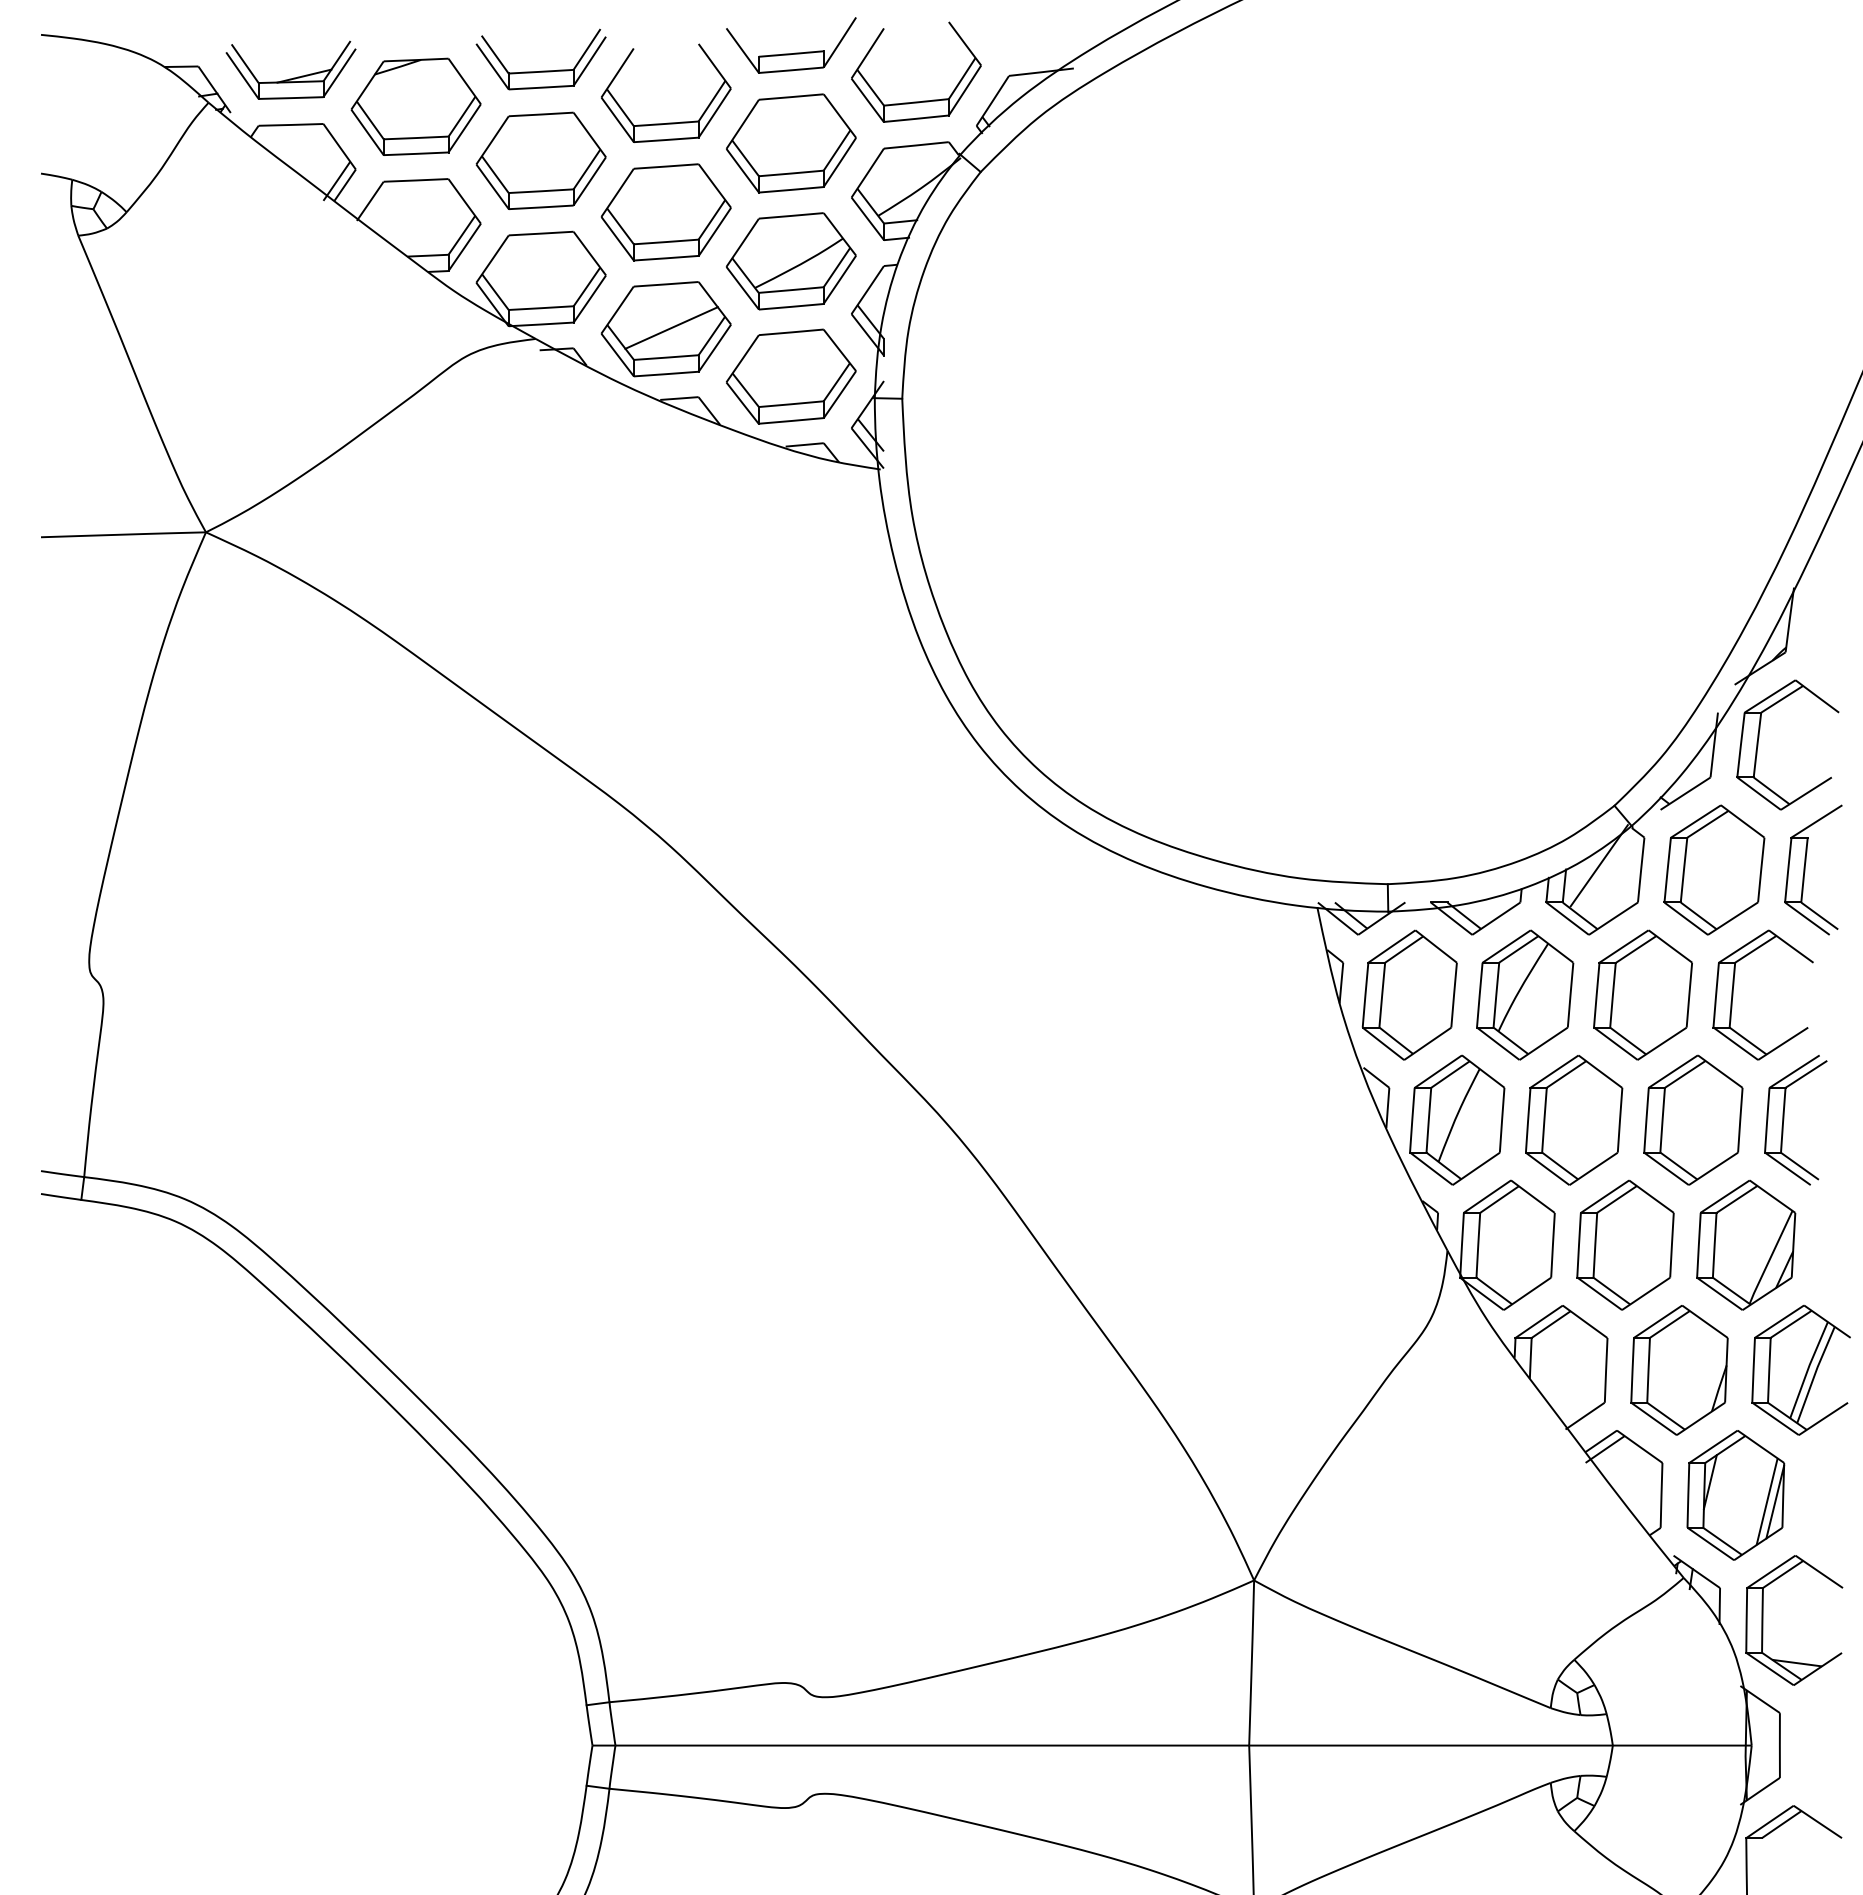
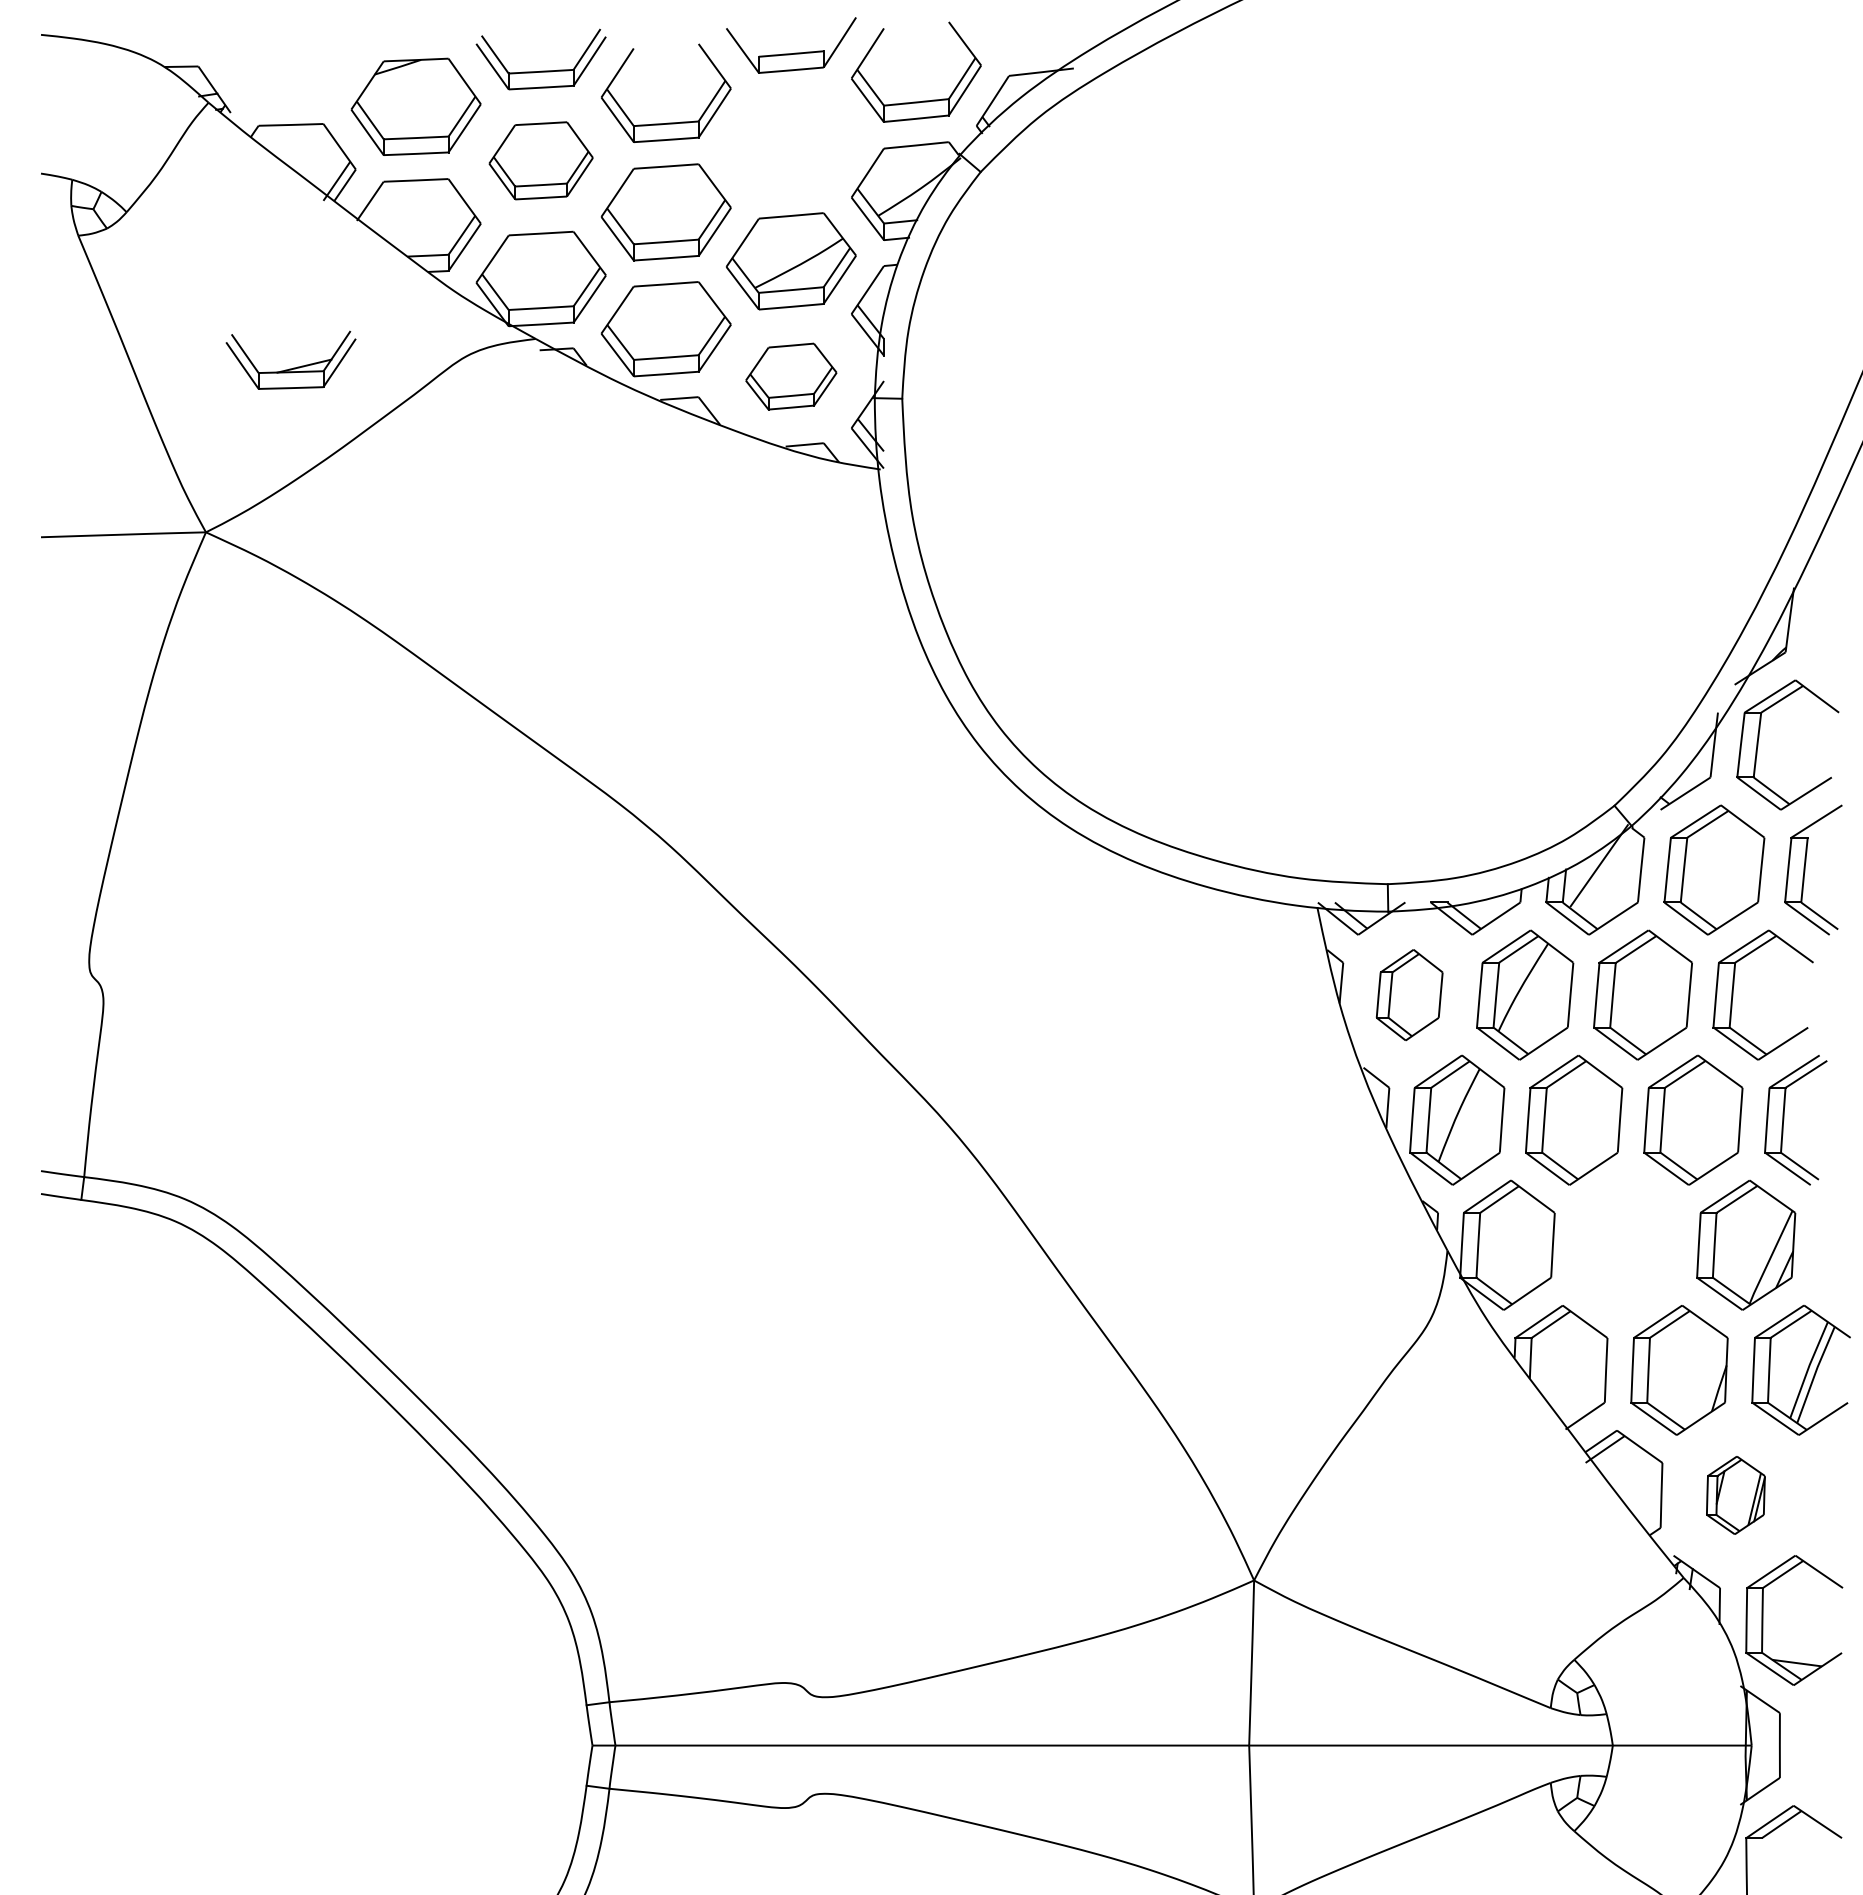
part position: (293, 77) -> (293, 367) (293, 367)
part: present -> none (791, 143)
part size: 132x99 px -> 106x80 px (540, 160)
line: present -> none (671, 327)
part size: 131x97 px -> 93x69 px (791, 376)
part size: 97x132 px -> 69x93 px (1409, 995)
part: present -> none (1625, 1244)
part size: 100x131 px -> 60x79 px (1735, 1495)
